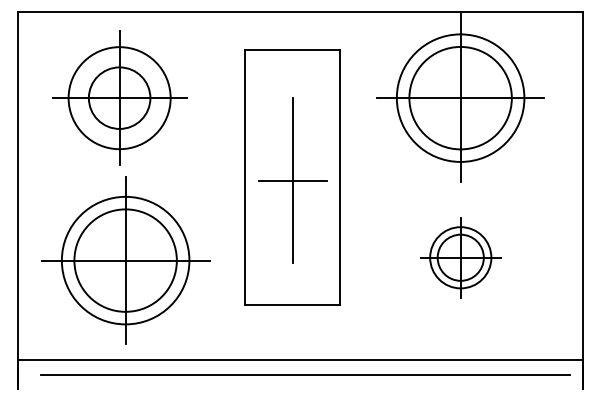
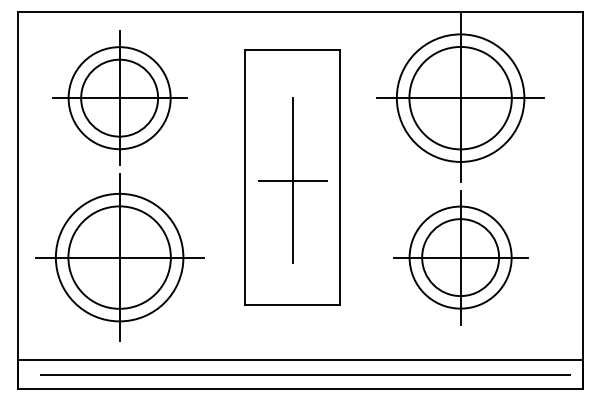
circle diameter: 62 px -> 77 px (119, 97)
part size: 82x82 px -> 136x136 px (460, 257)
part position: (125, 260) -> (119, 257) (119, 257)
line: none -> present (300, 388)
